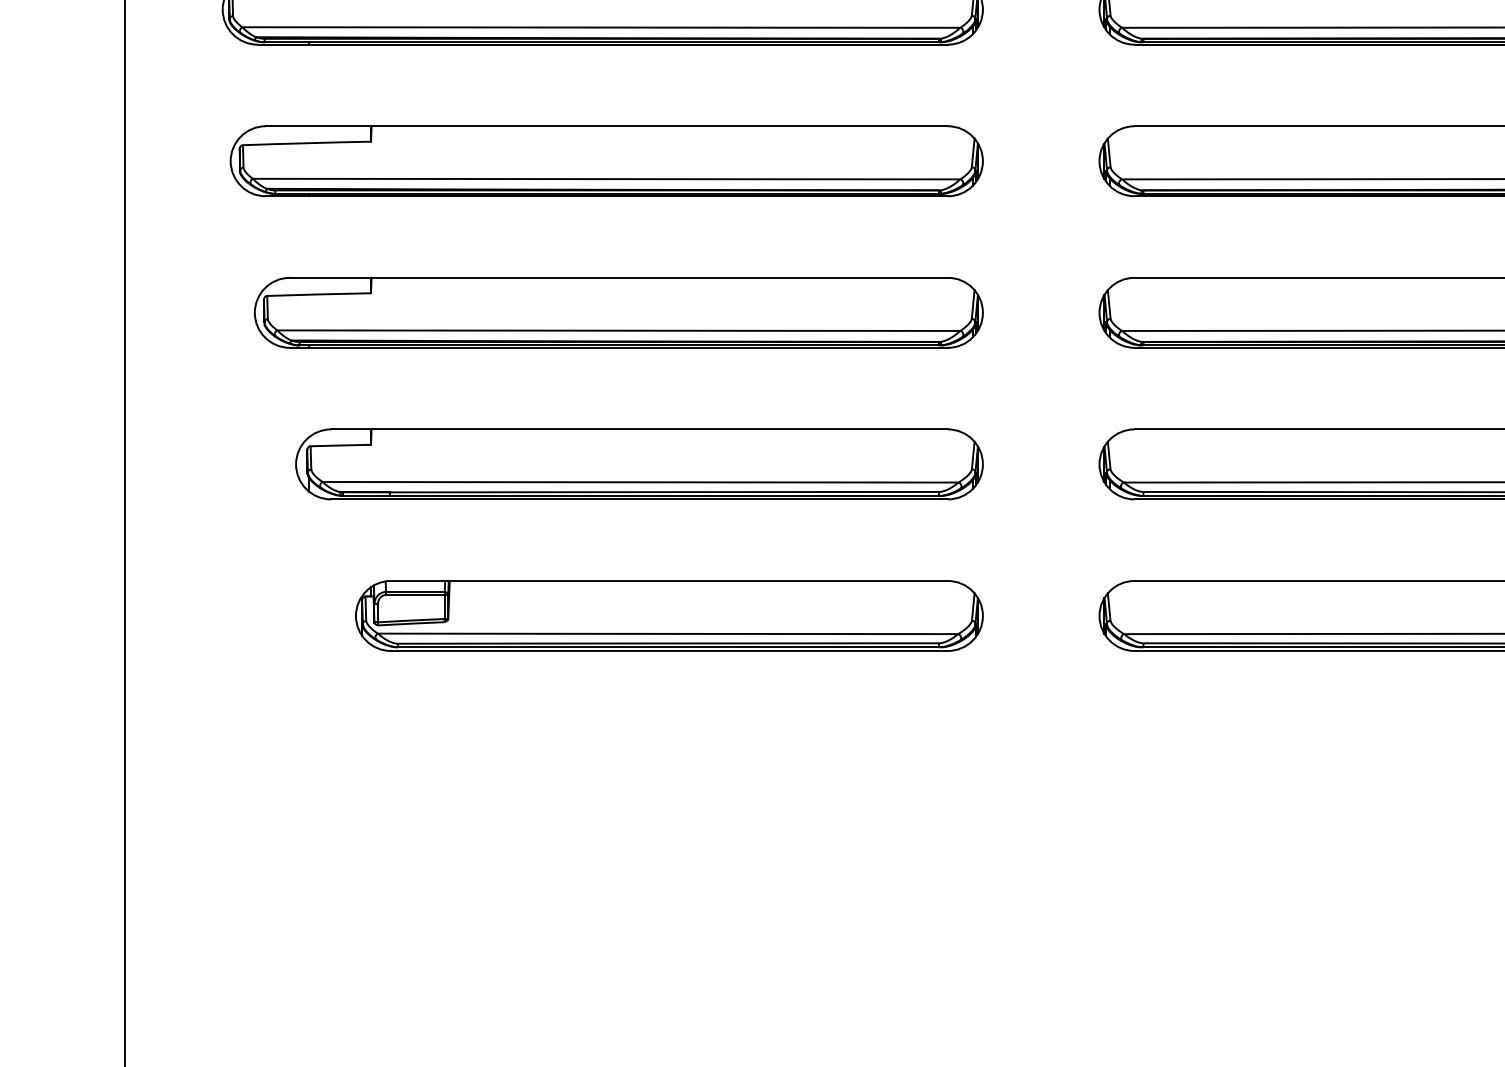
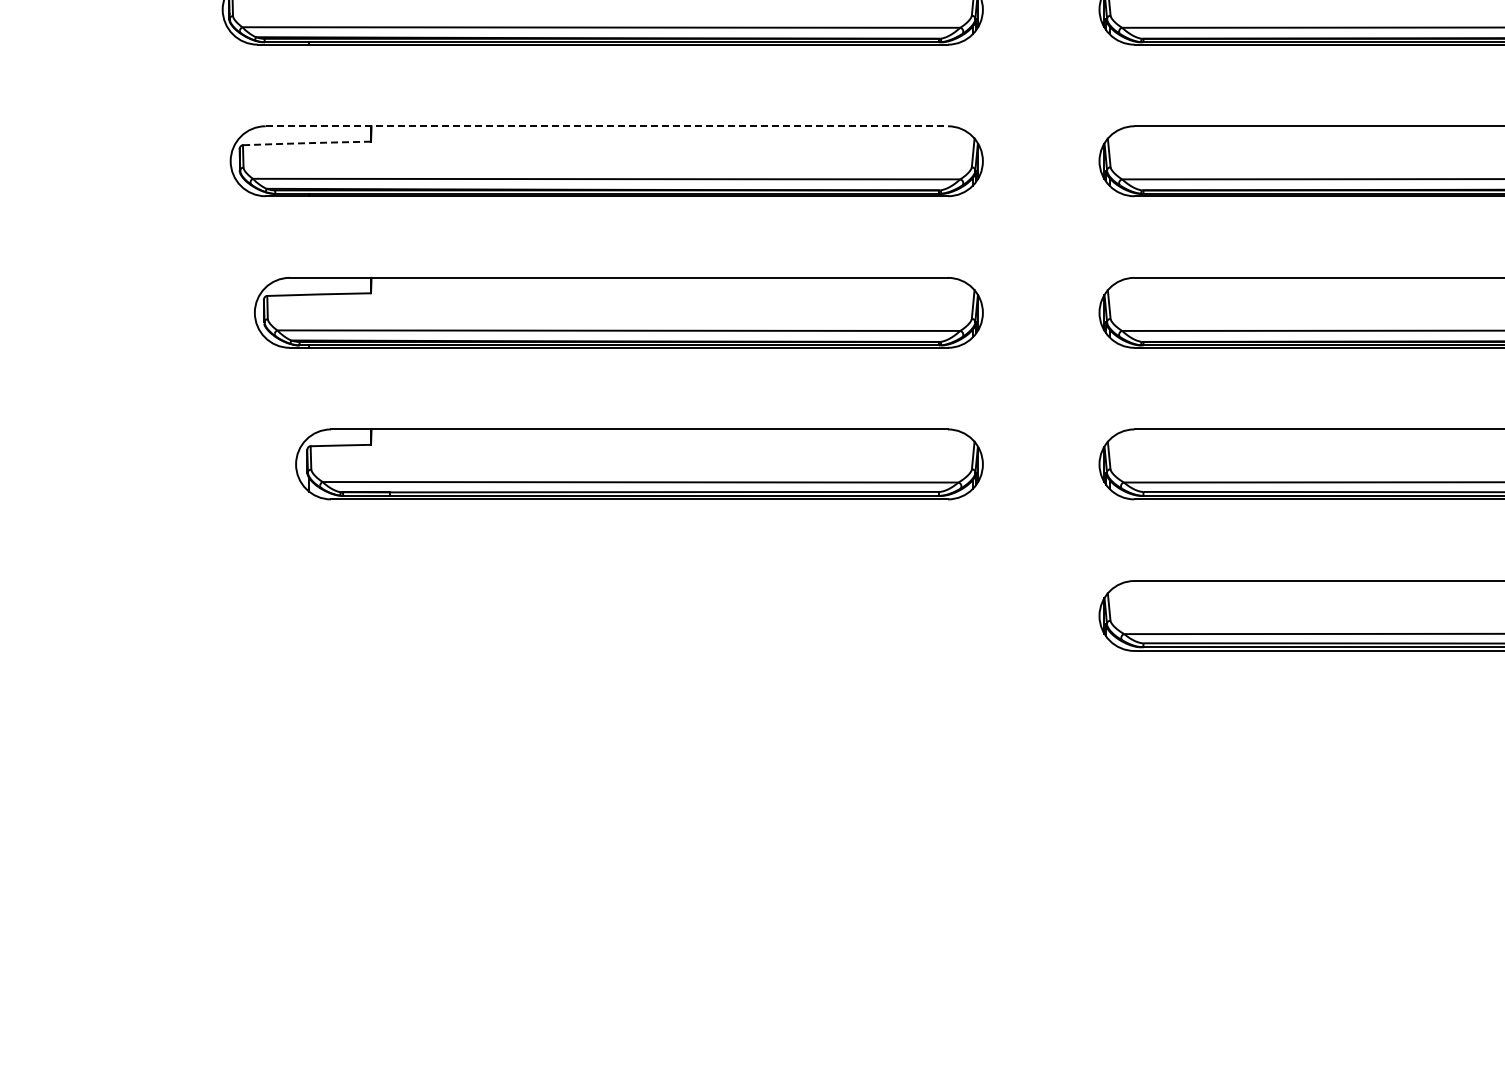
line: solid -> dashed (607, 126)
arc: solid -> dashed (307, 143)
line: present -> none (124, 532)
part: present -> none (669, 615)
